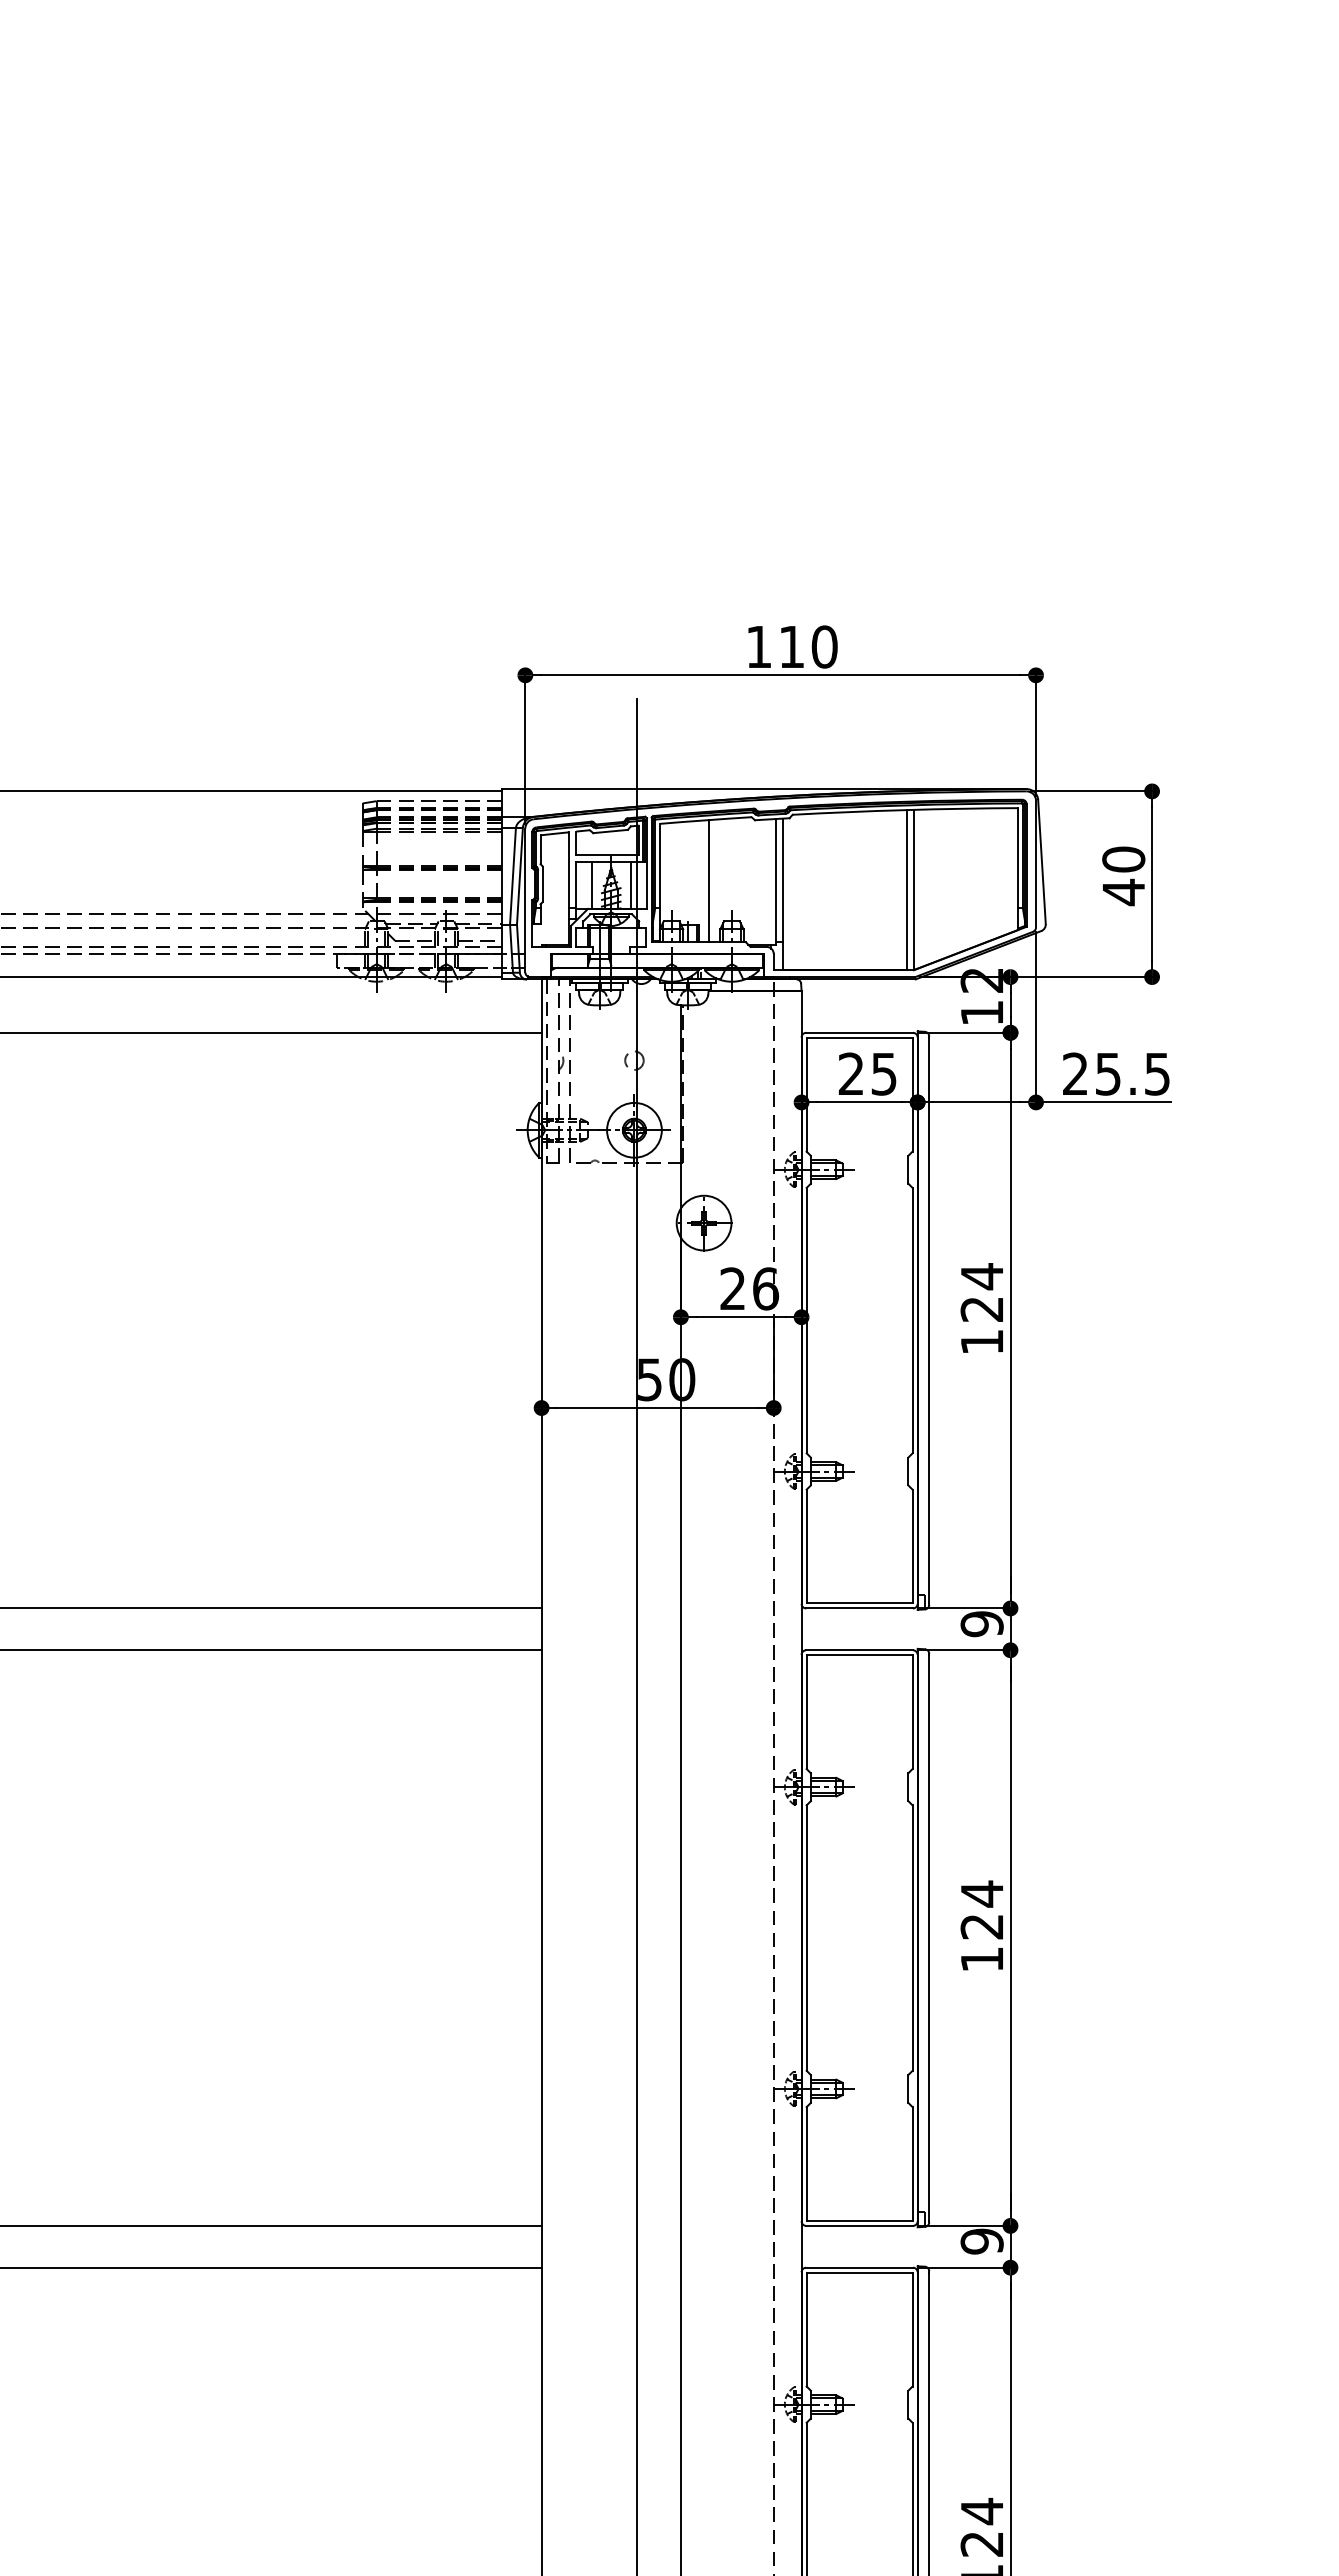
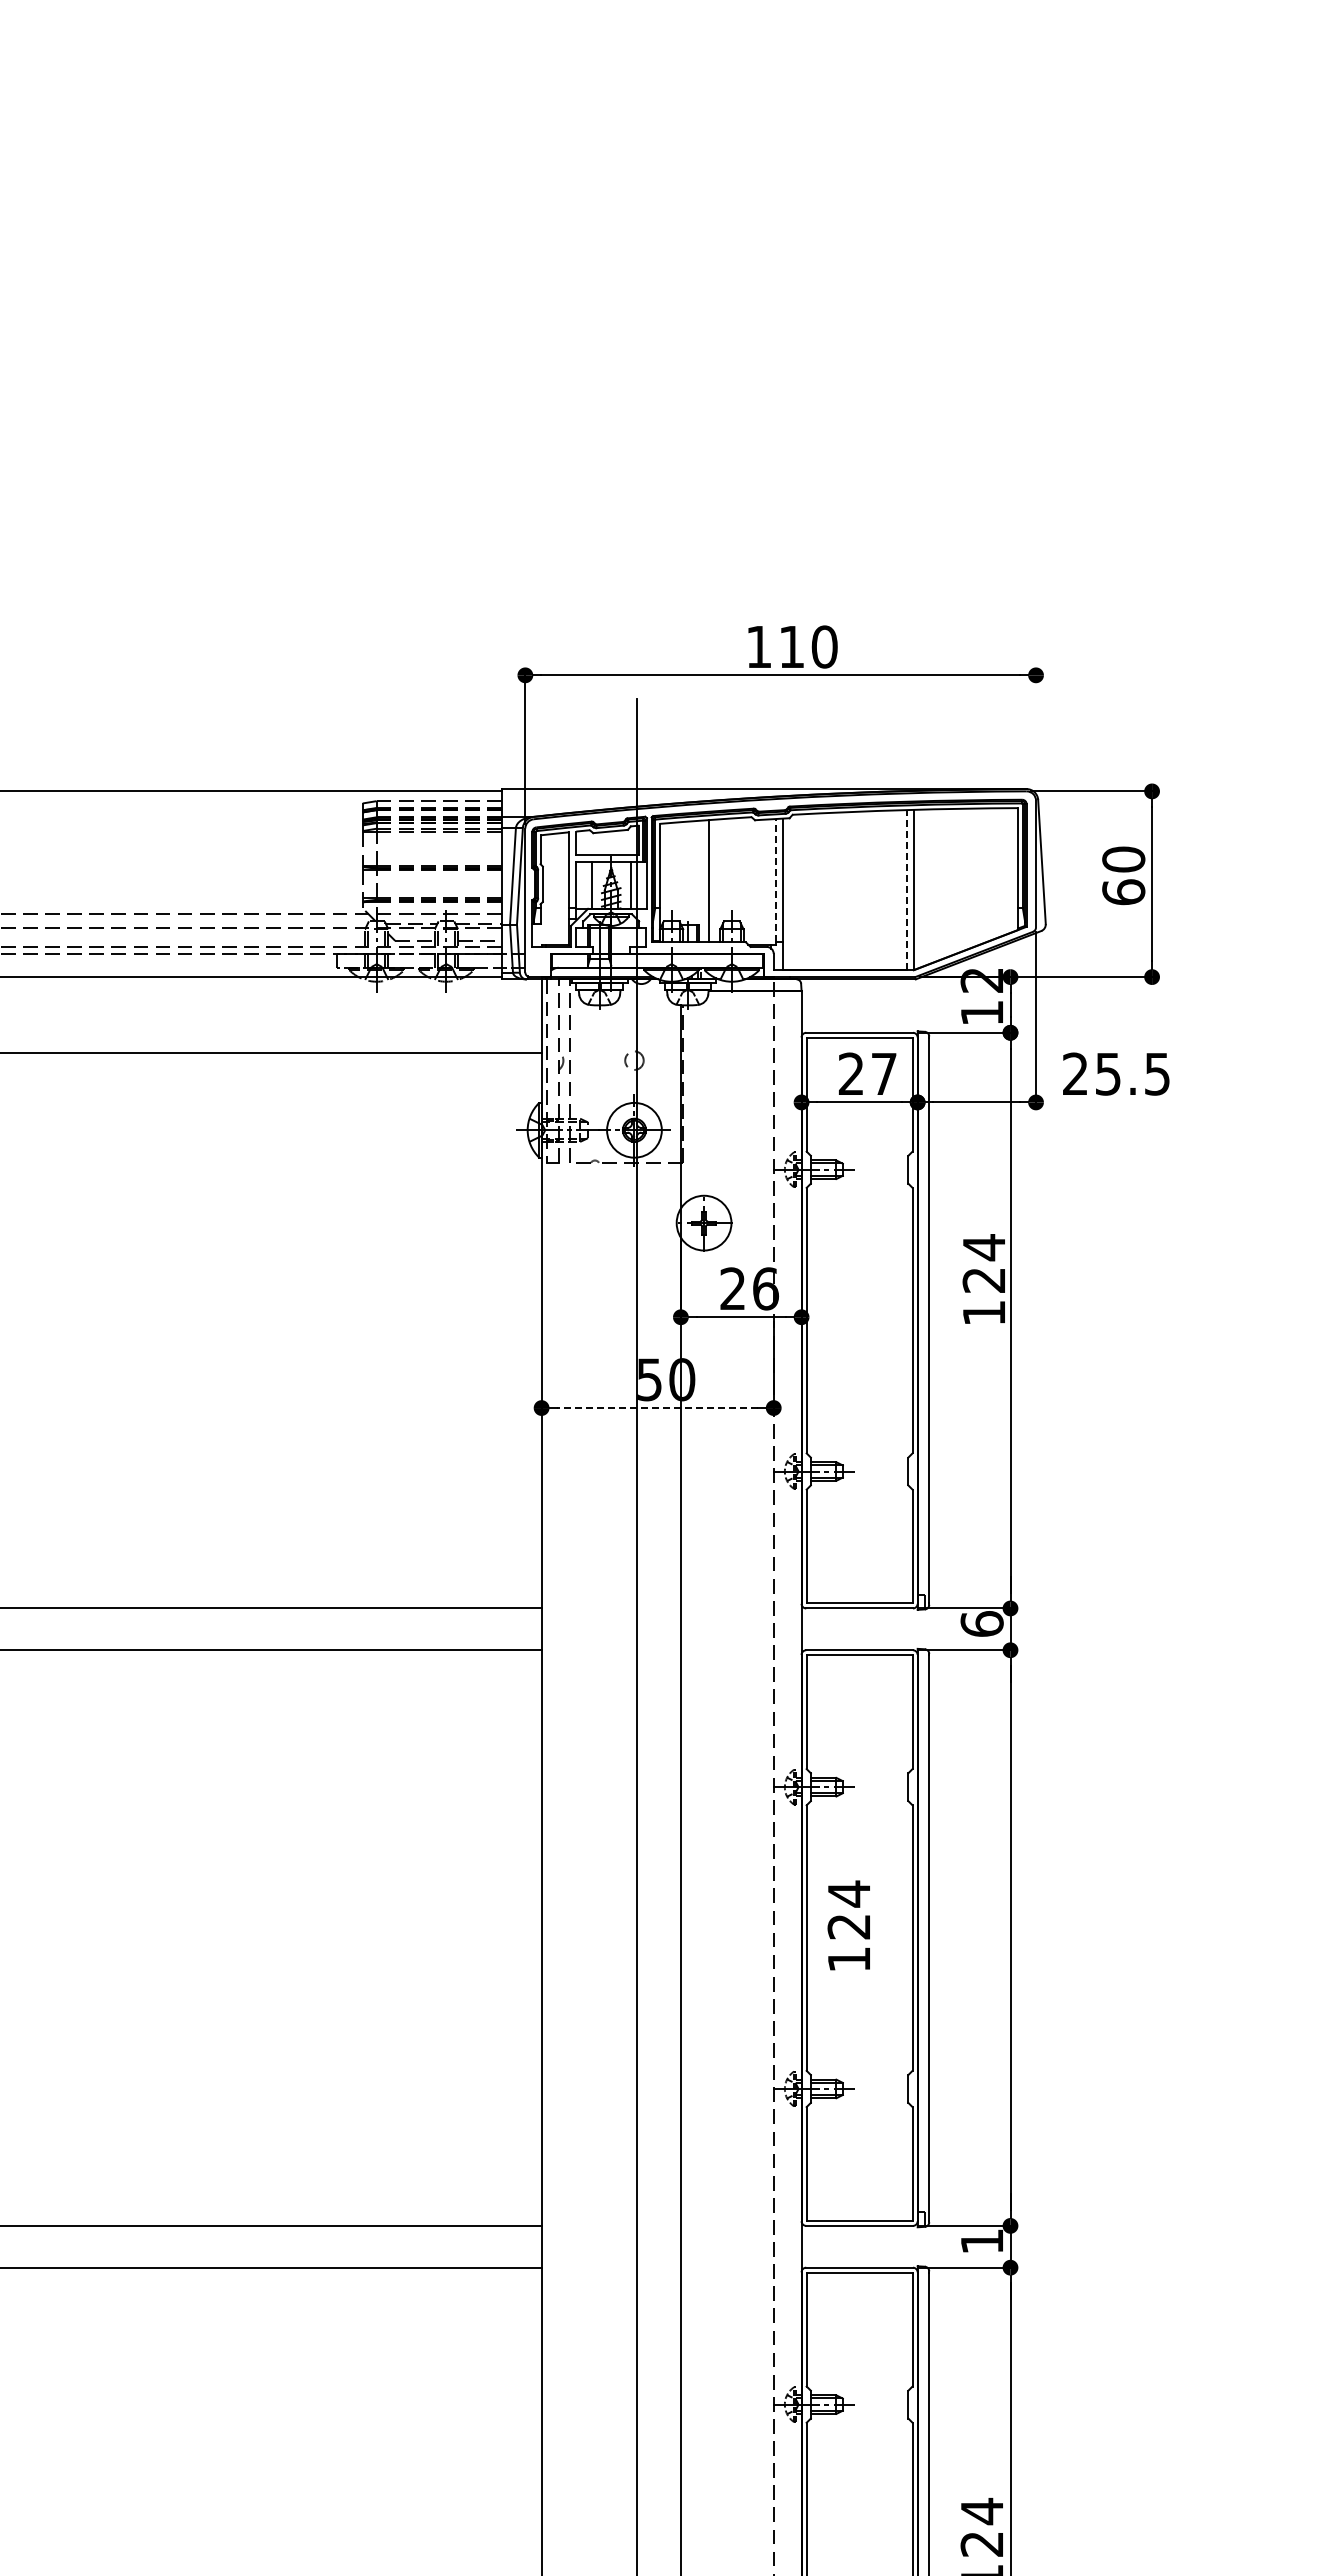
line: present -> none (1036, 733)
line: solid -> dashed (775, 880)
line: solid -> dashed (906, 889)
text: 40 -> 60 (1123, 892)
line position: (271, 1032) -> (271, 1052) (271, 1052)
text: 25 -> 27 (883, 1074)
line: present -> none (1103, 1102)
text position: (981, 1307) -> (983, 1278) (983, 1278)
line: solid -> dashed (657, 1408)
text: 9 -> 6 (981, 1624)
text position: (981, 1925) -> (848, 1925) (848, 1925)
text: 9 -> 1 (981, 2241)
